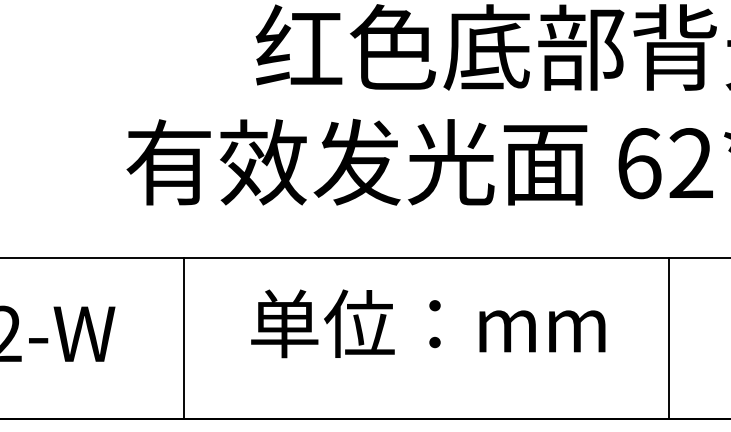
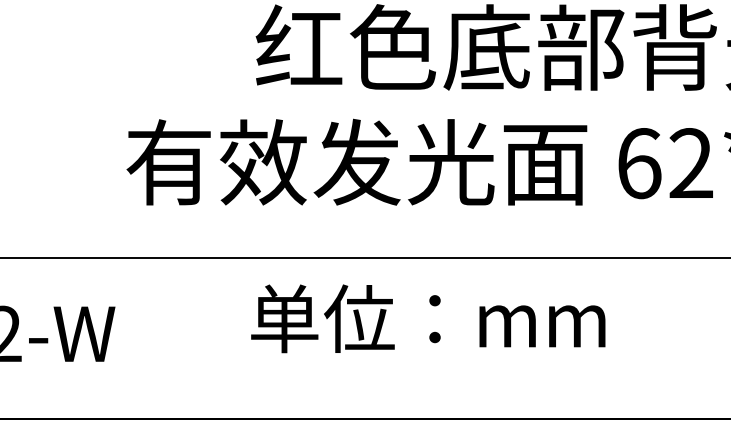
text position: (428, 323) -> (428, 318) (428, 318)
line: present -> none (183, 338)
line: present -> none (669, 338)
